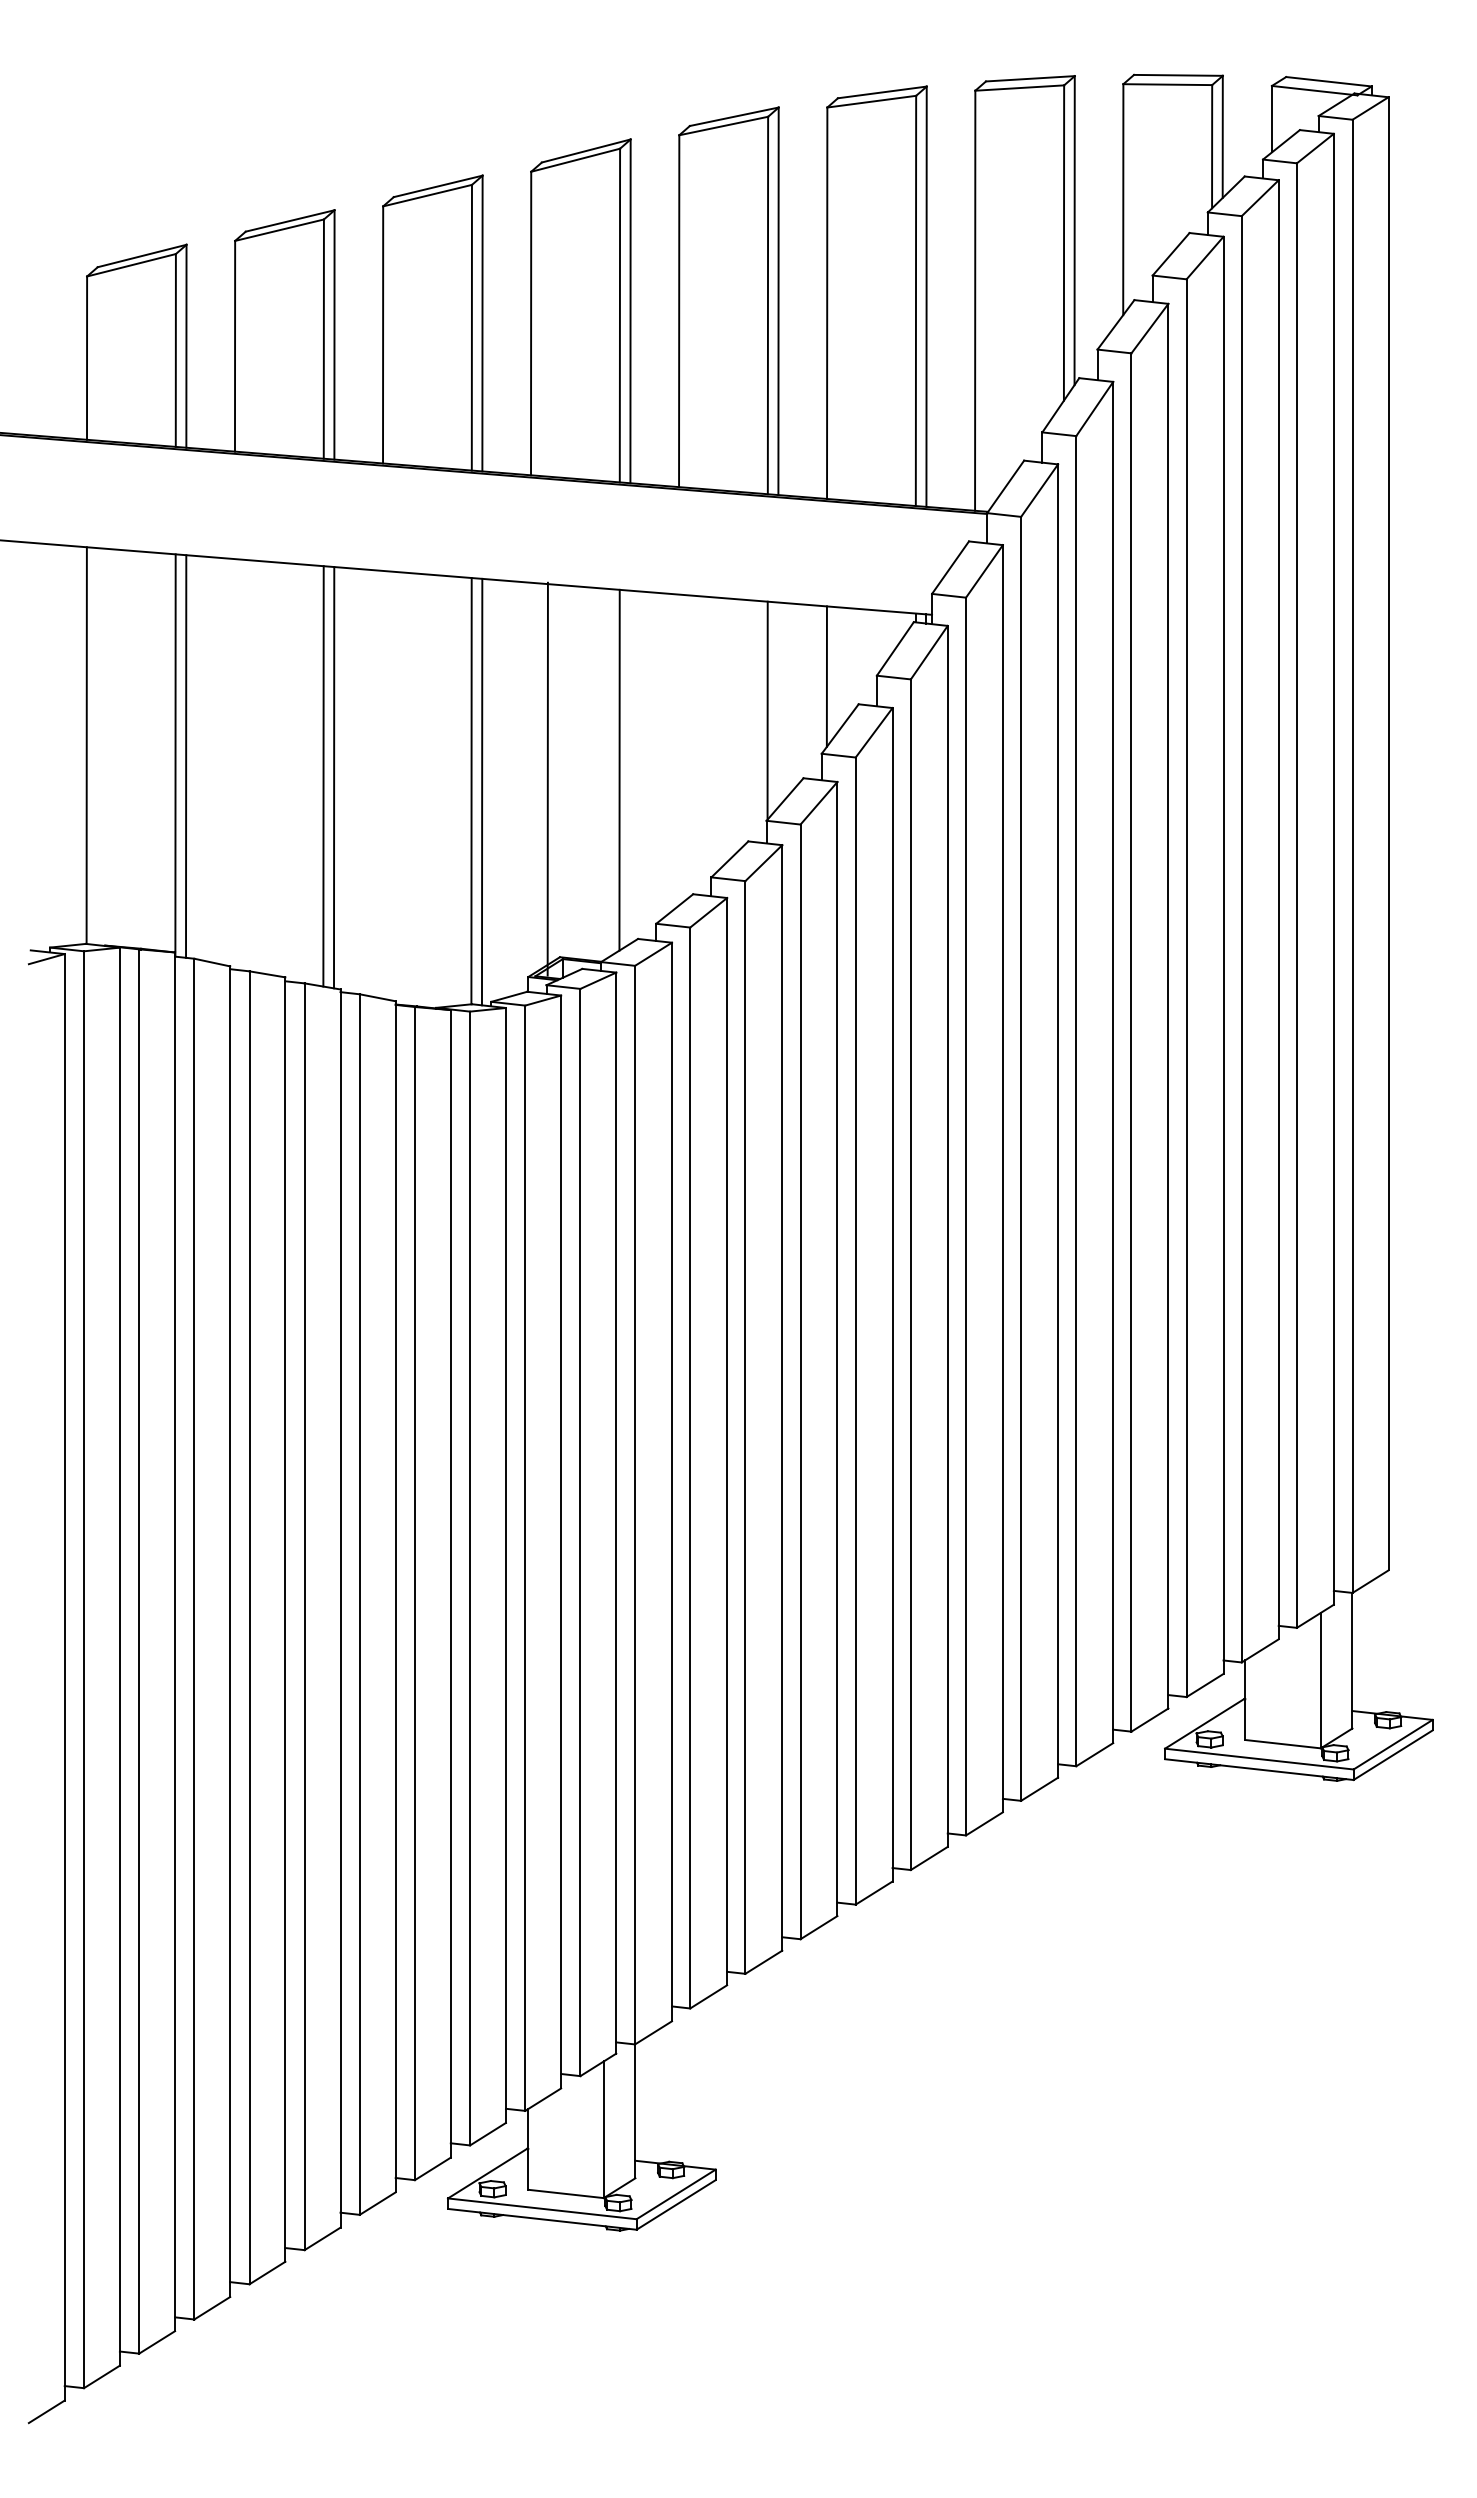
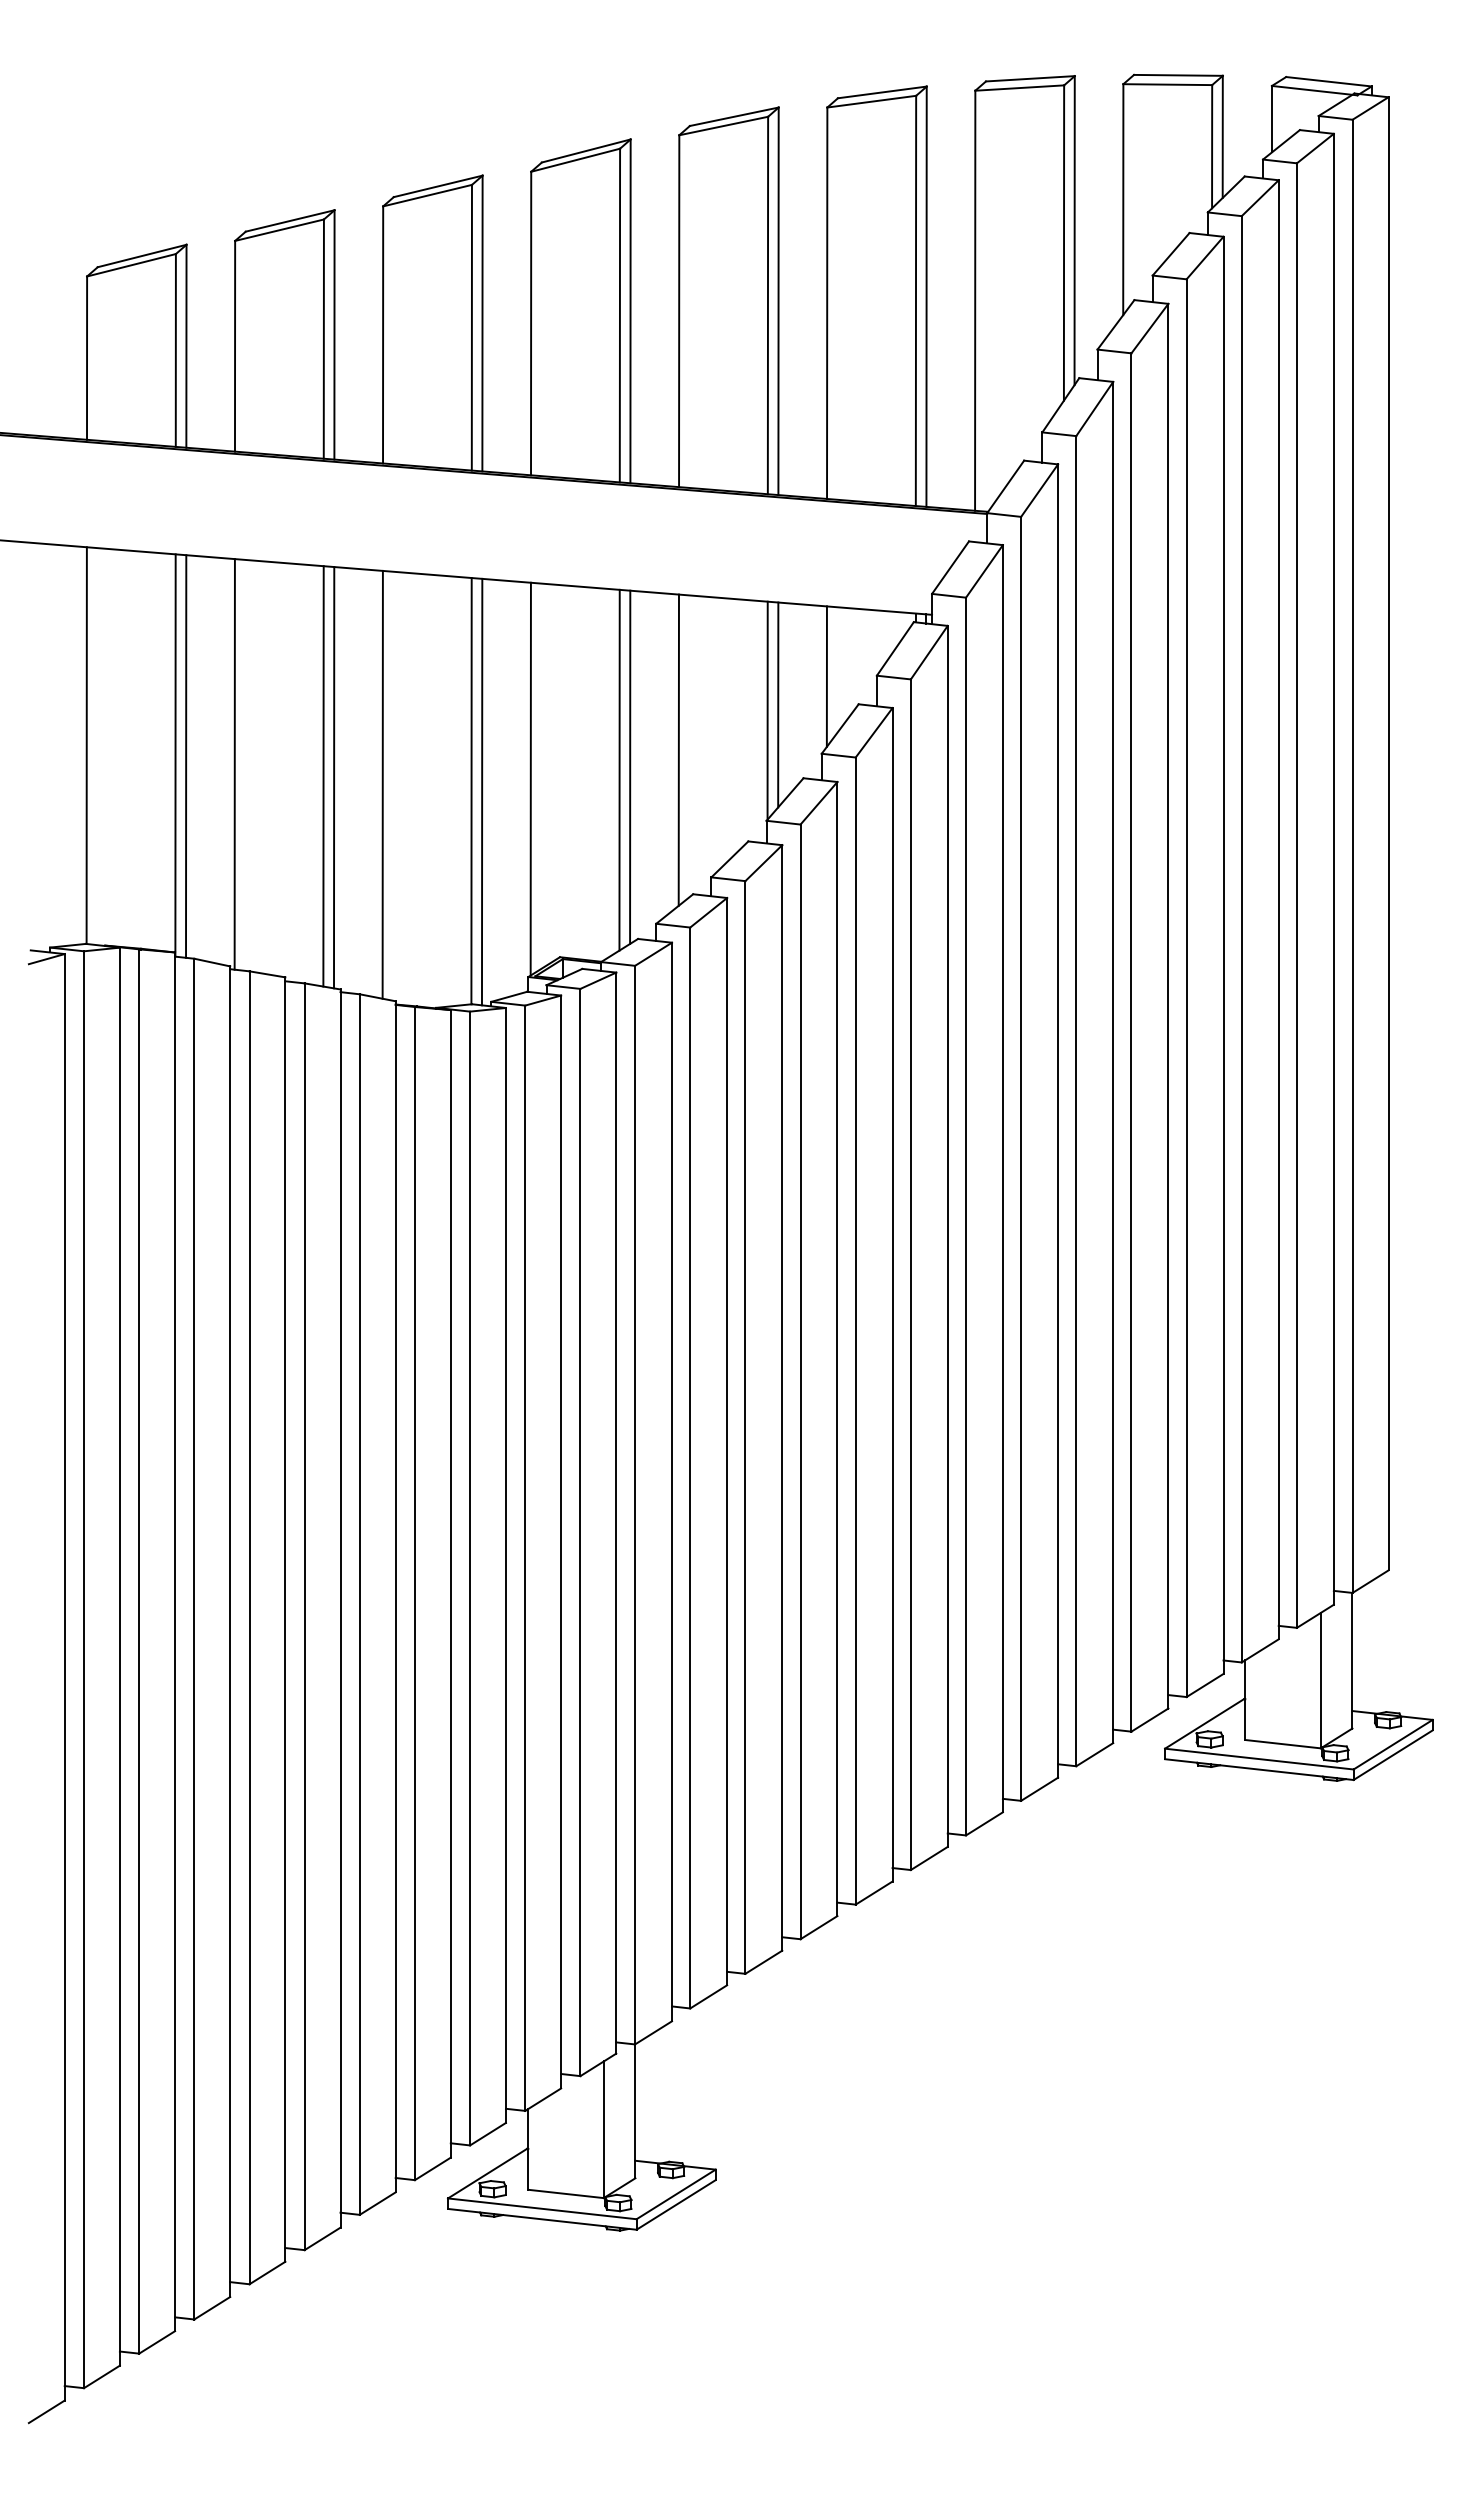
line: none -> present (778, 704)
line: none -> present (678, 749)
line: none -> present (234, 764)
line: none -> present (630, 766)
line position: (547, 778) -> (530, 778) (530, 778)
line: none -> present (382, 784)
